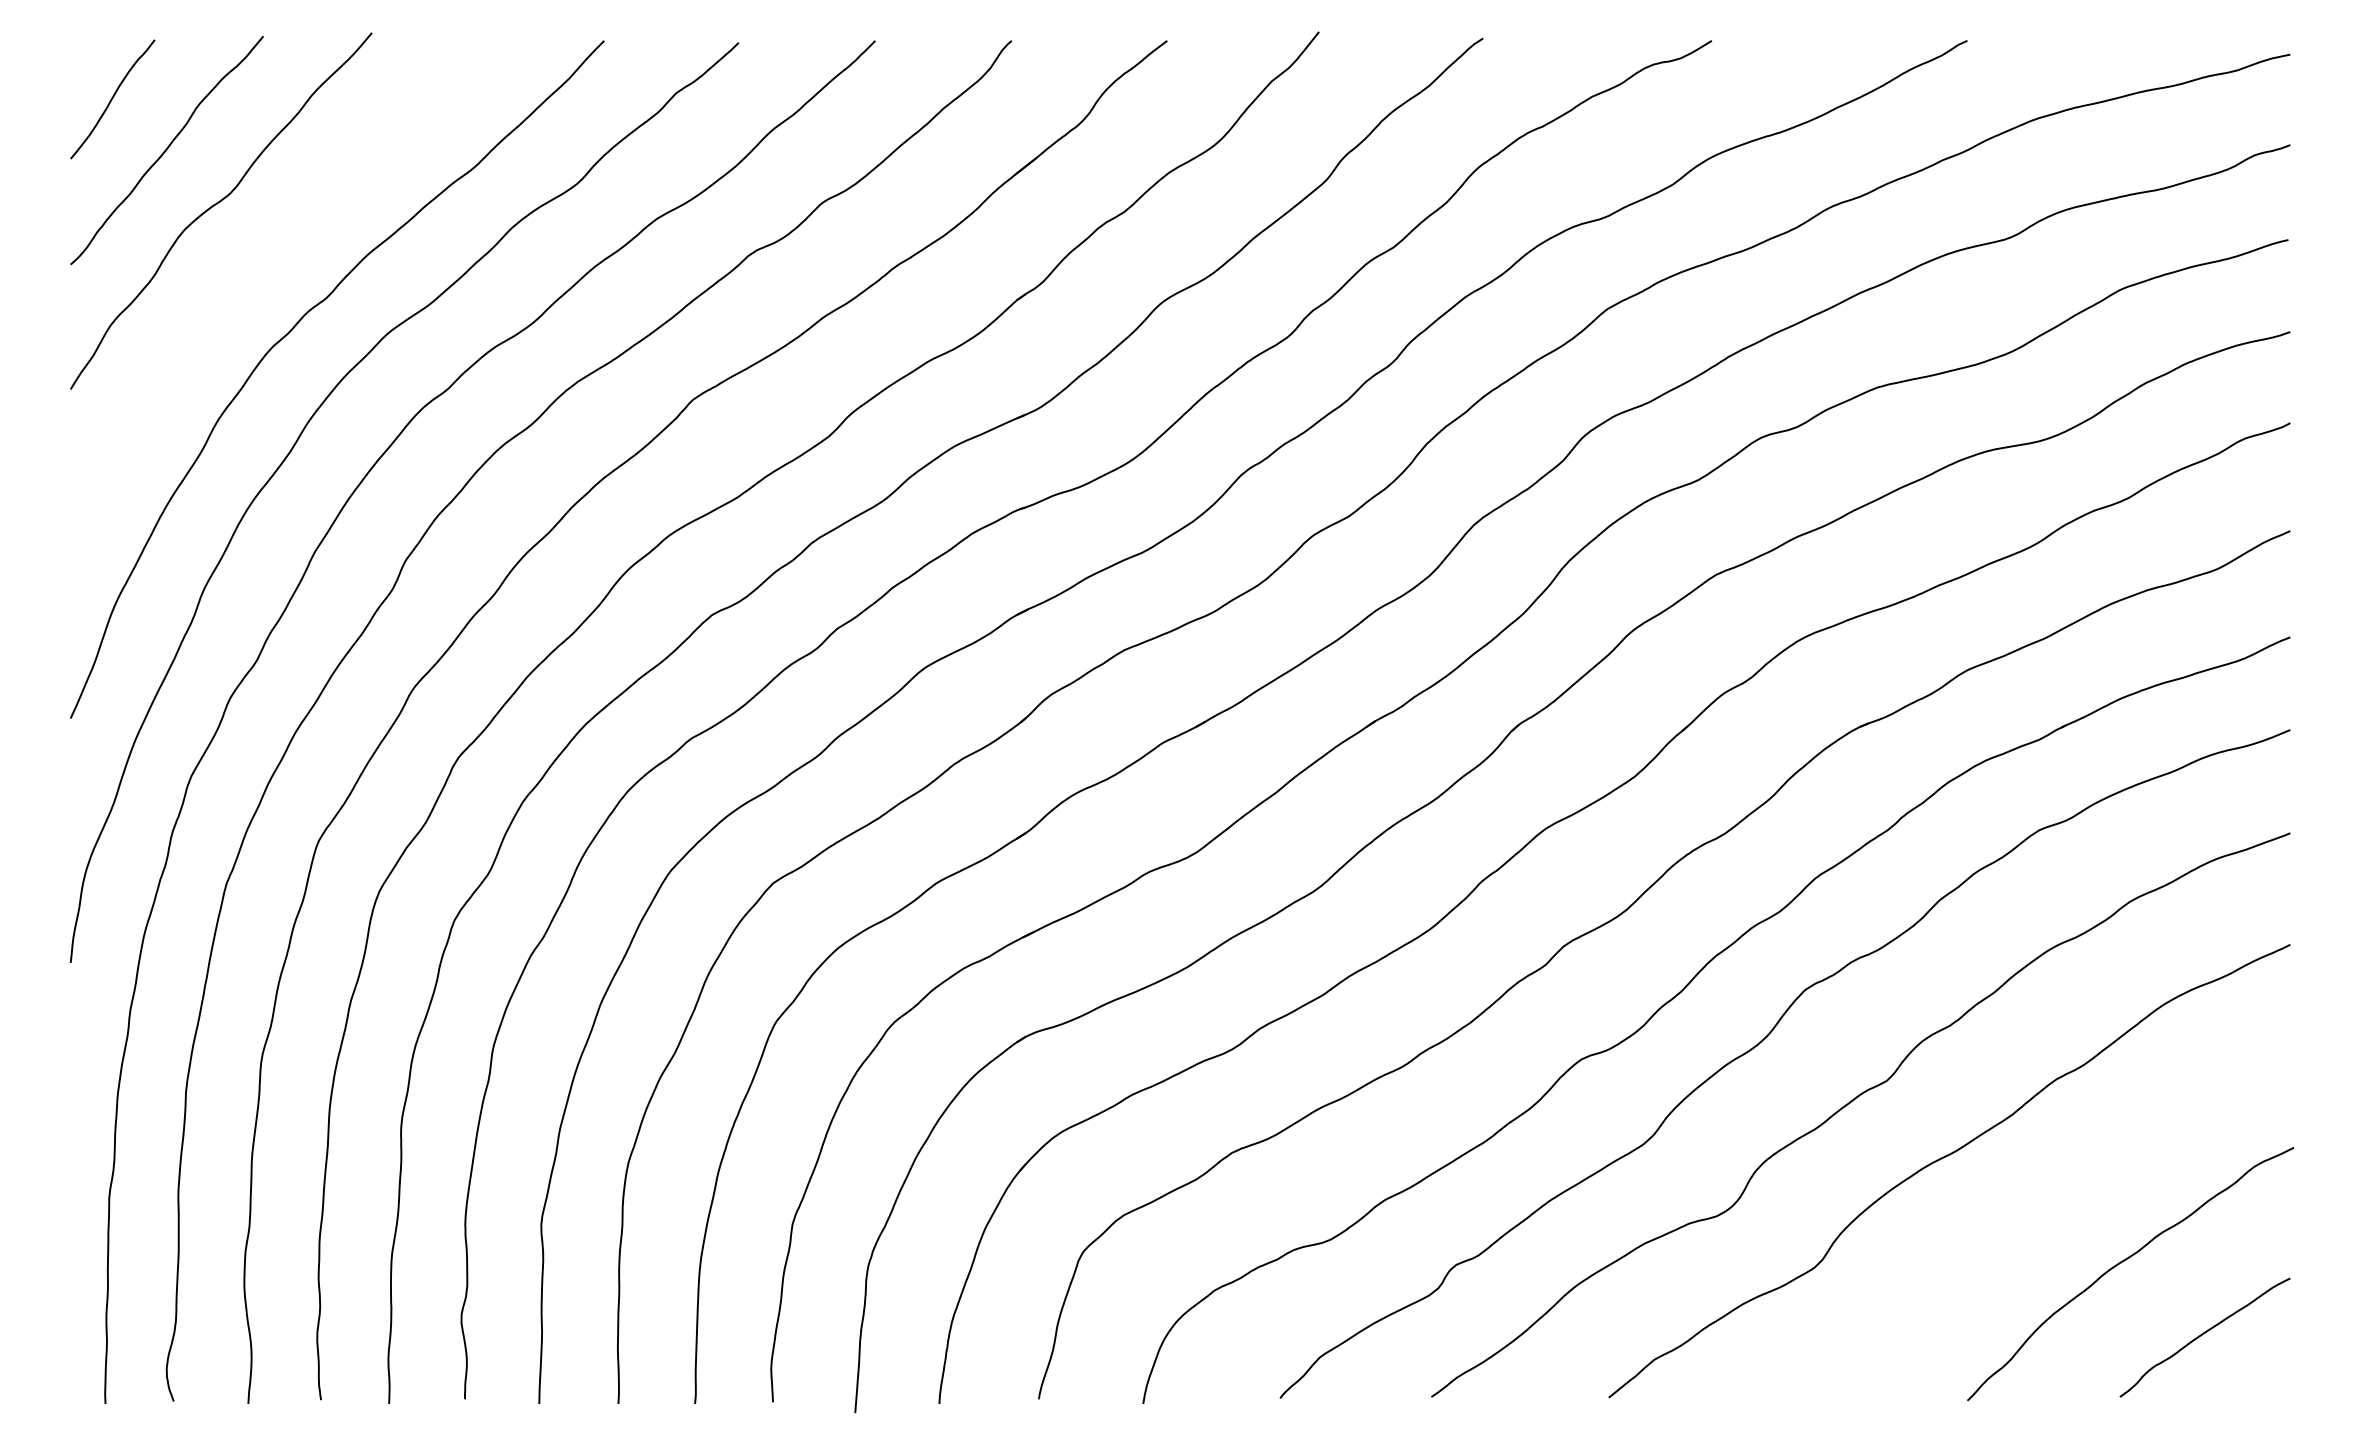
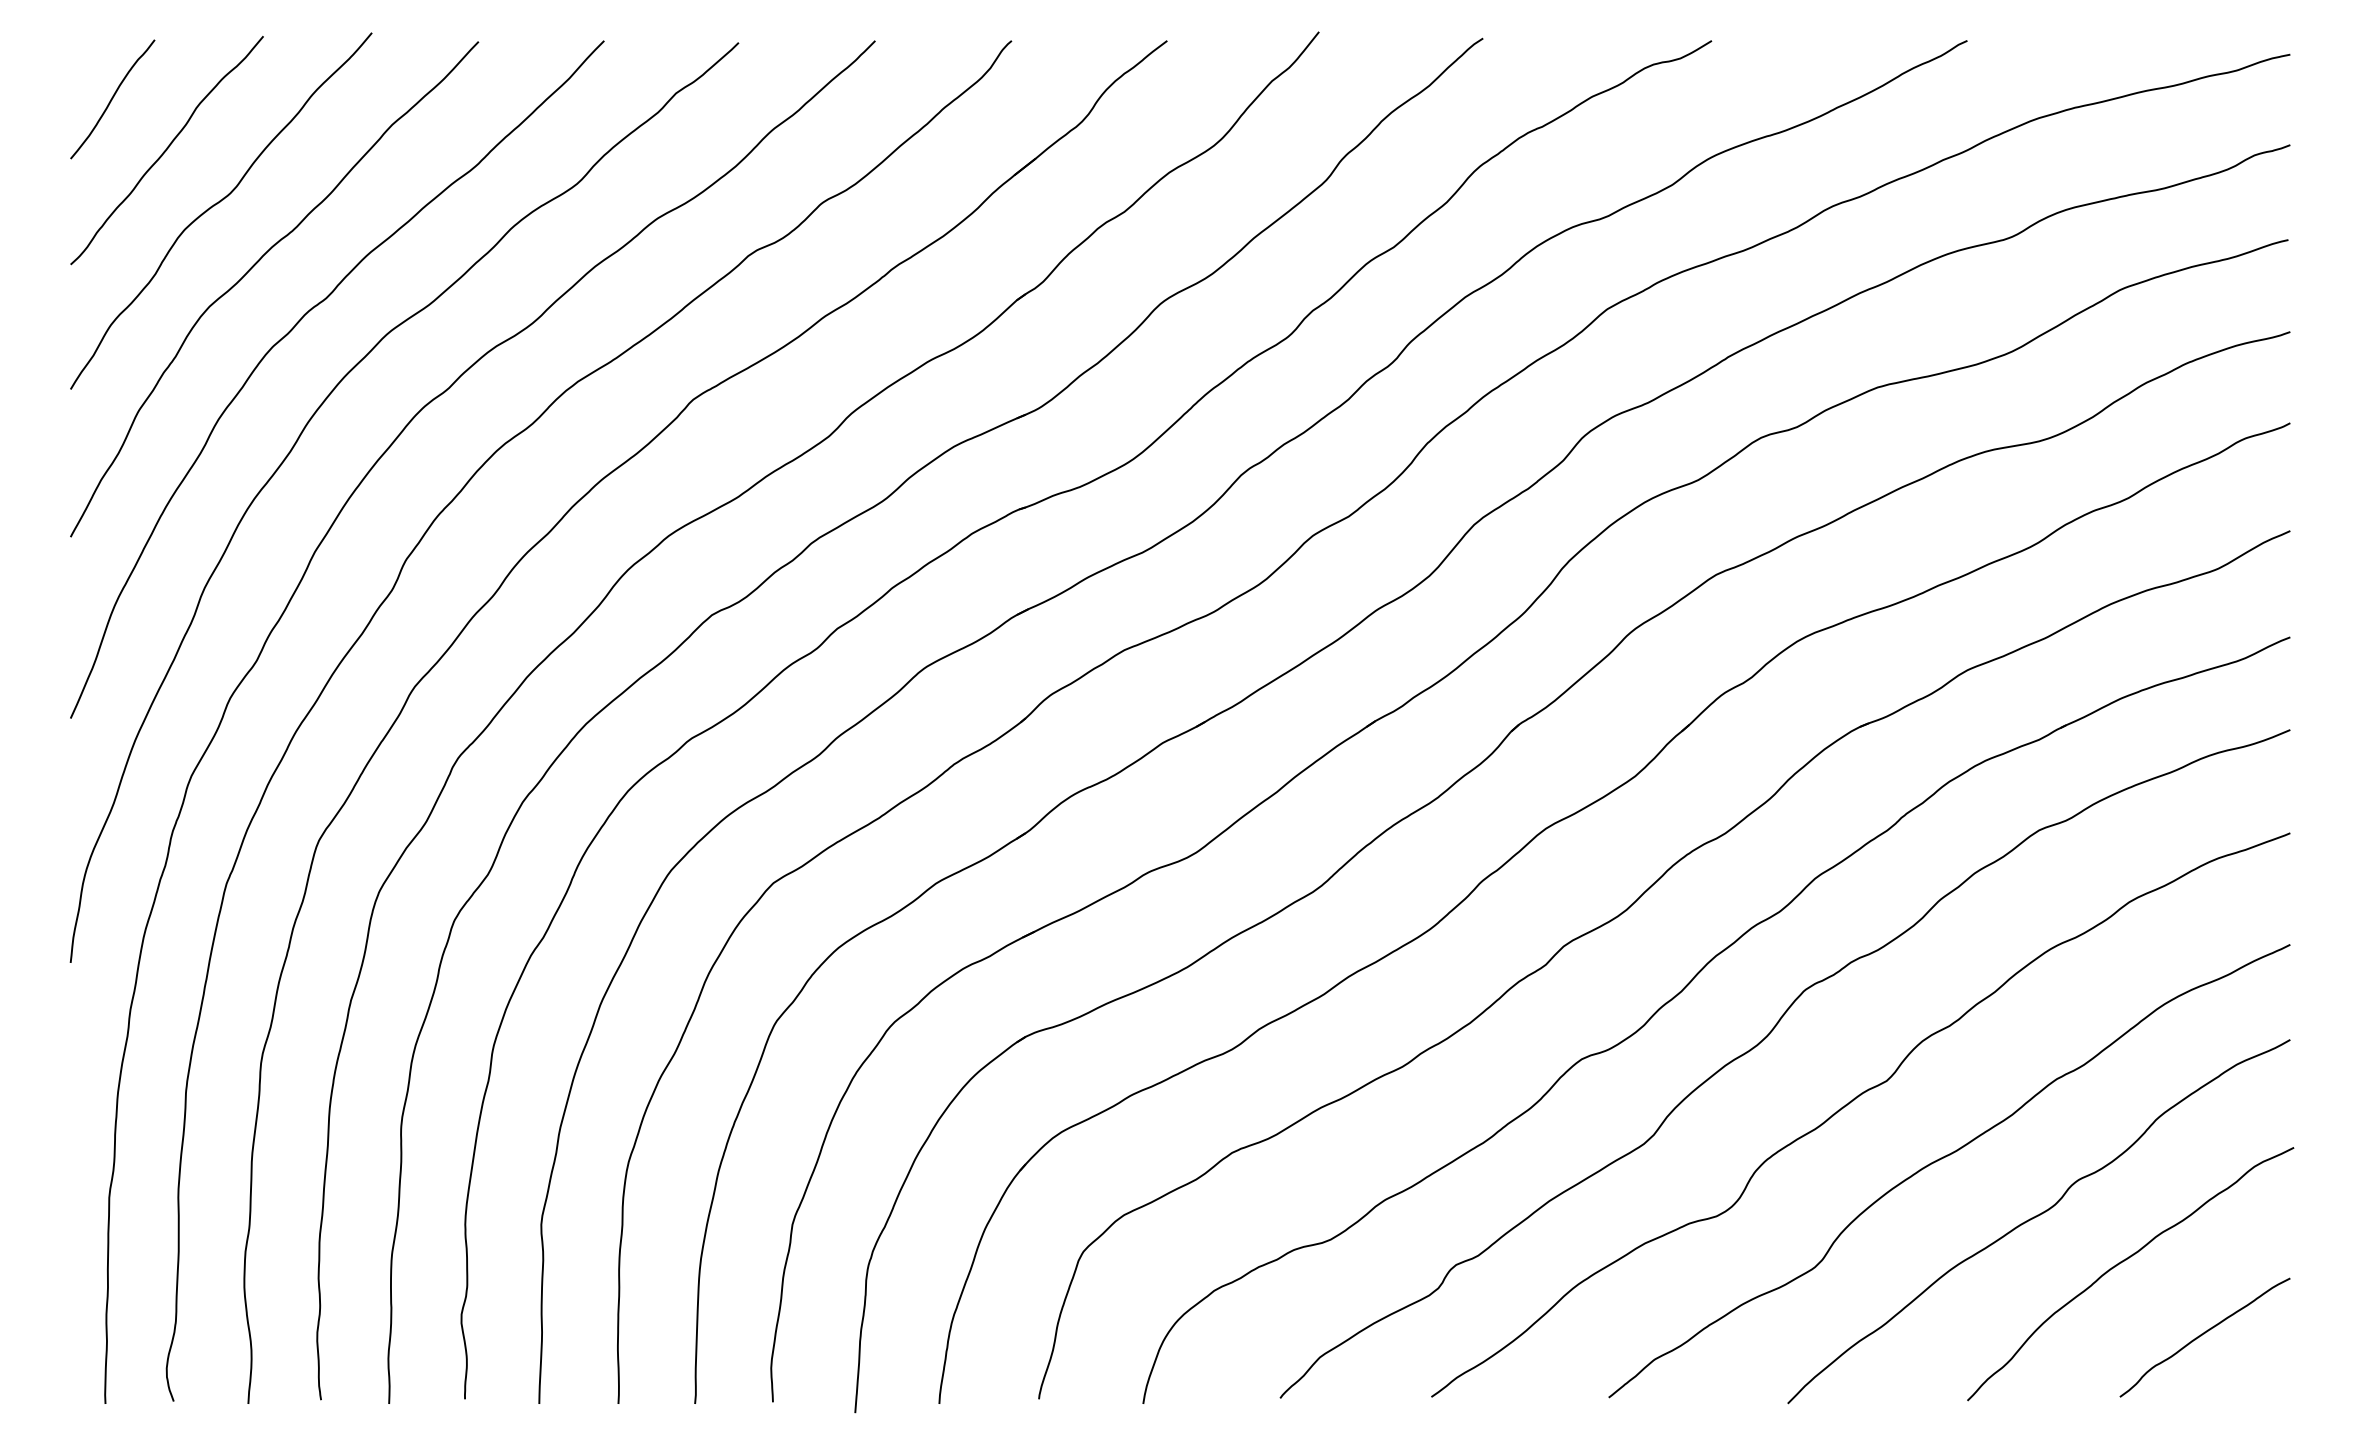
curve: none -> present (253, 267)
curve: none -> present (2036, 1217)
